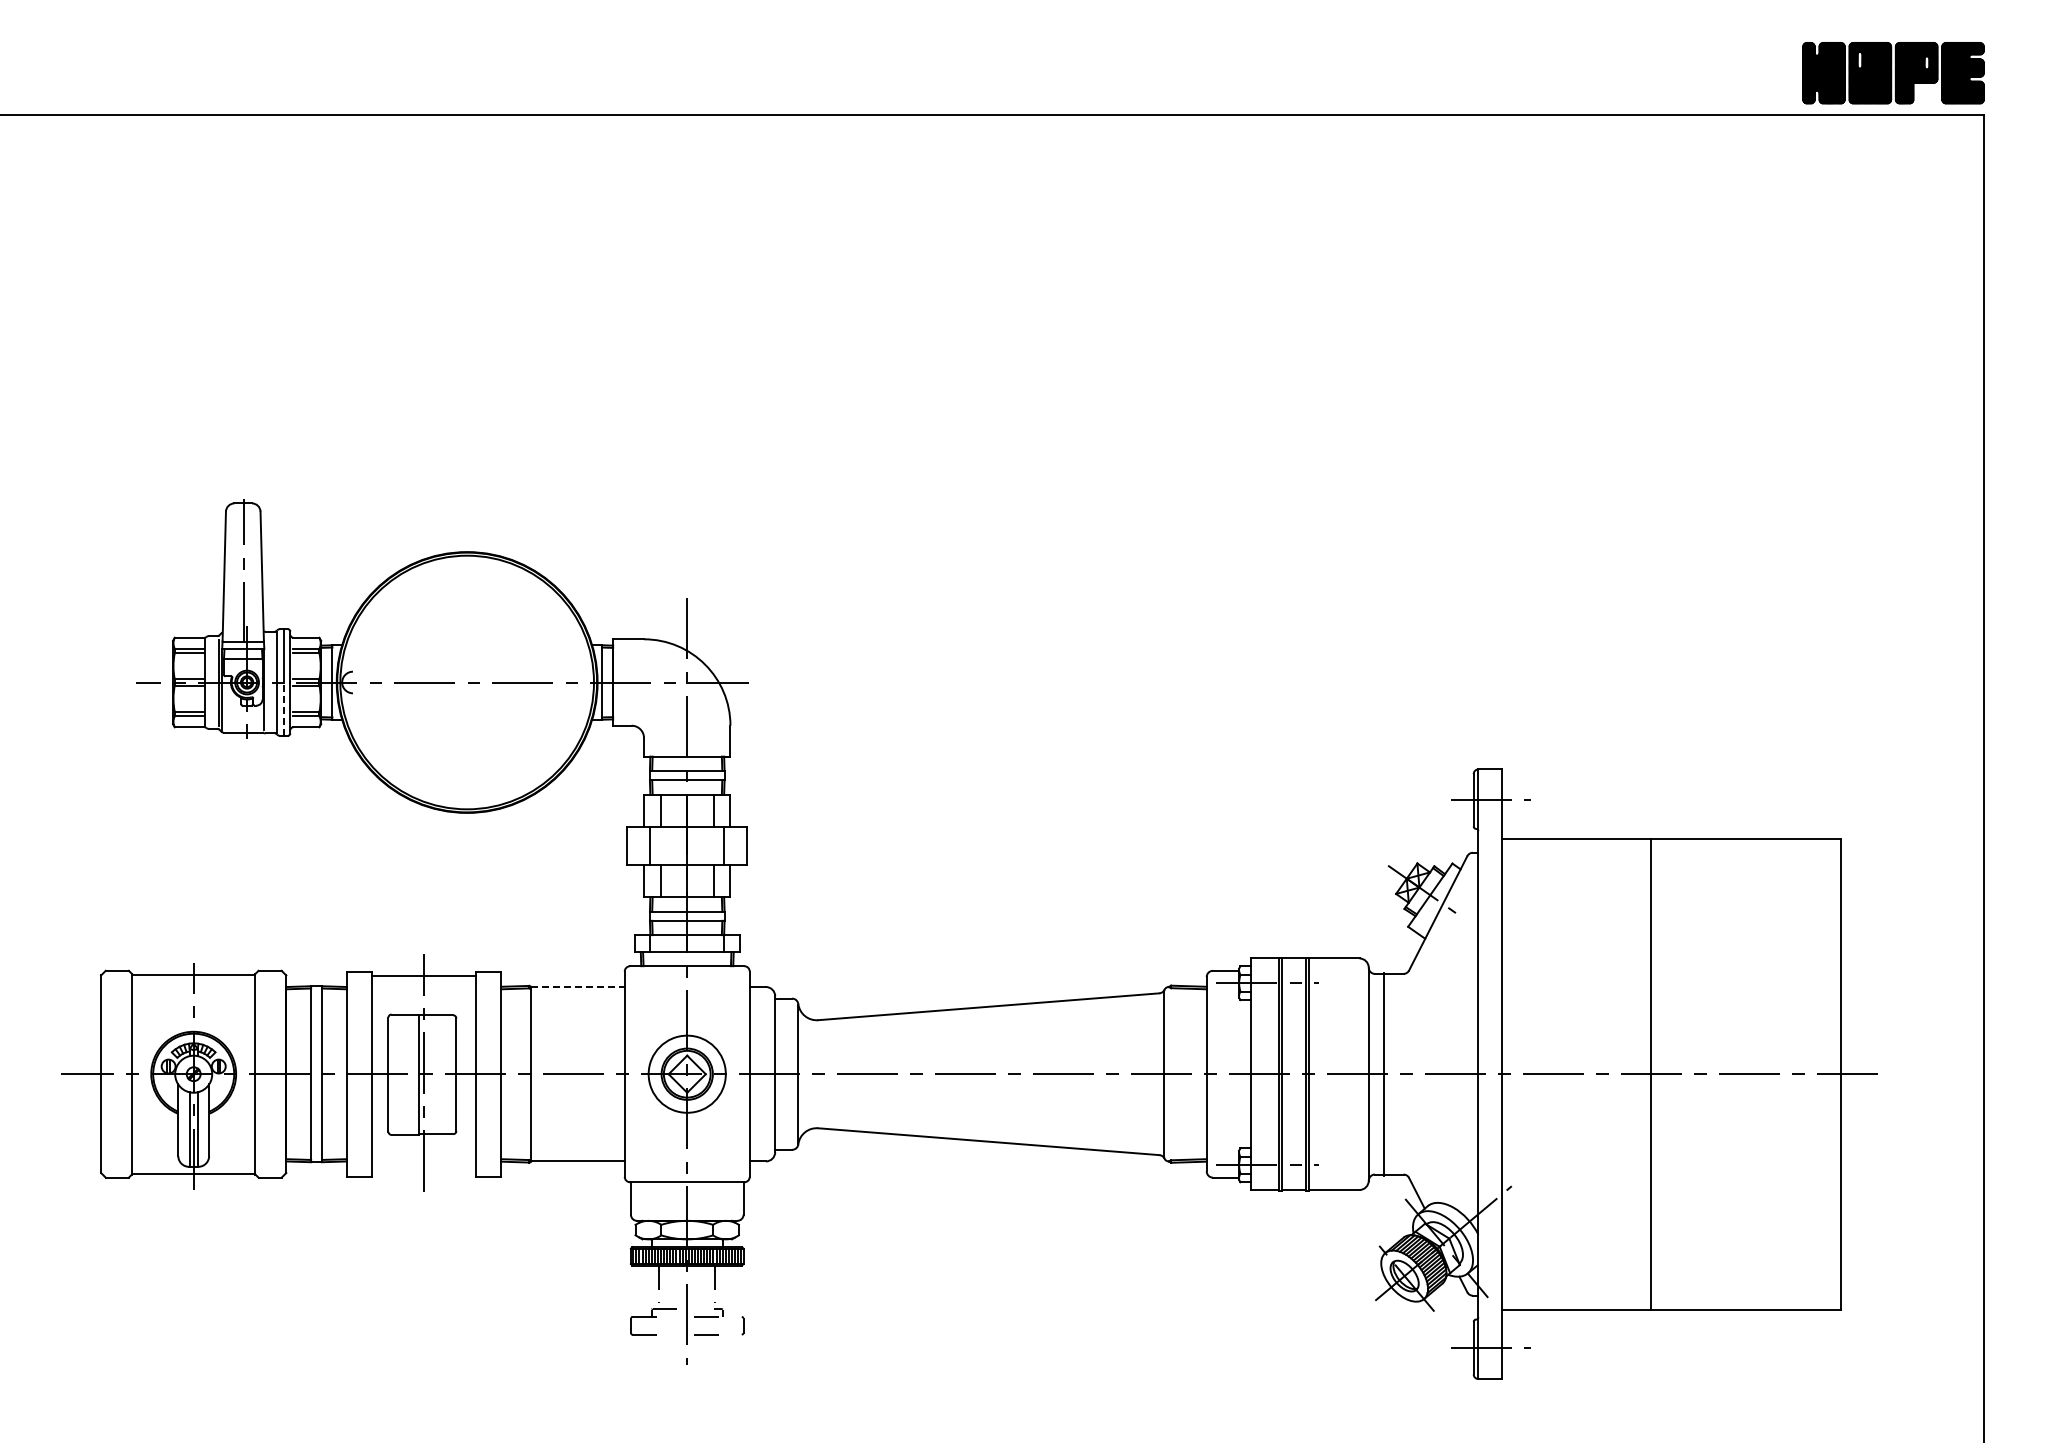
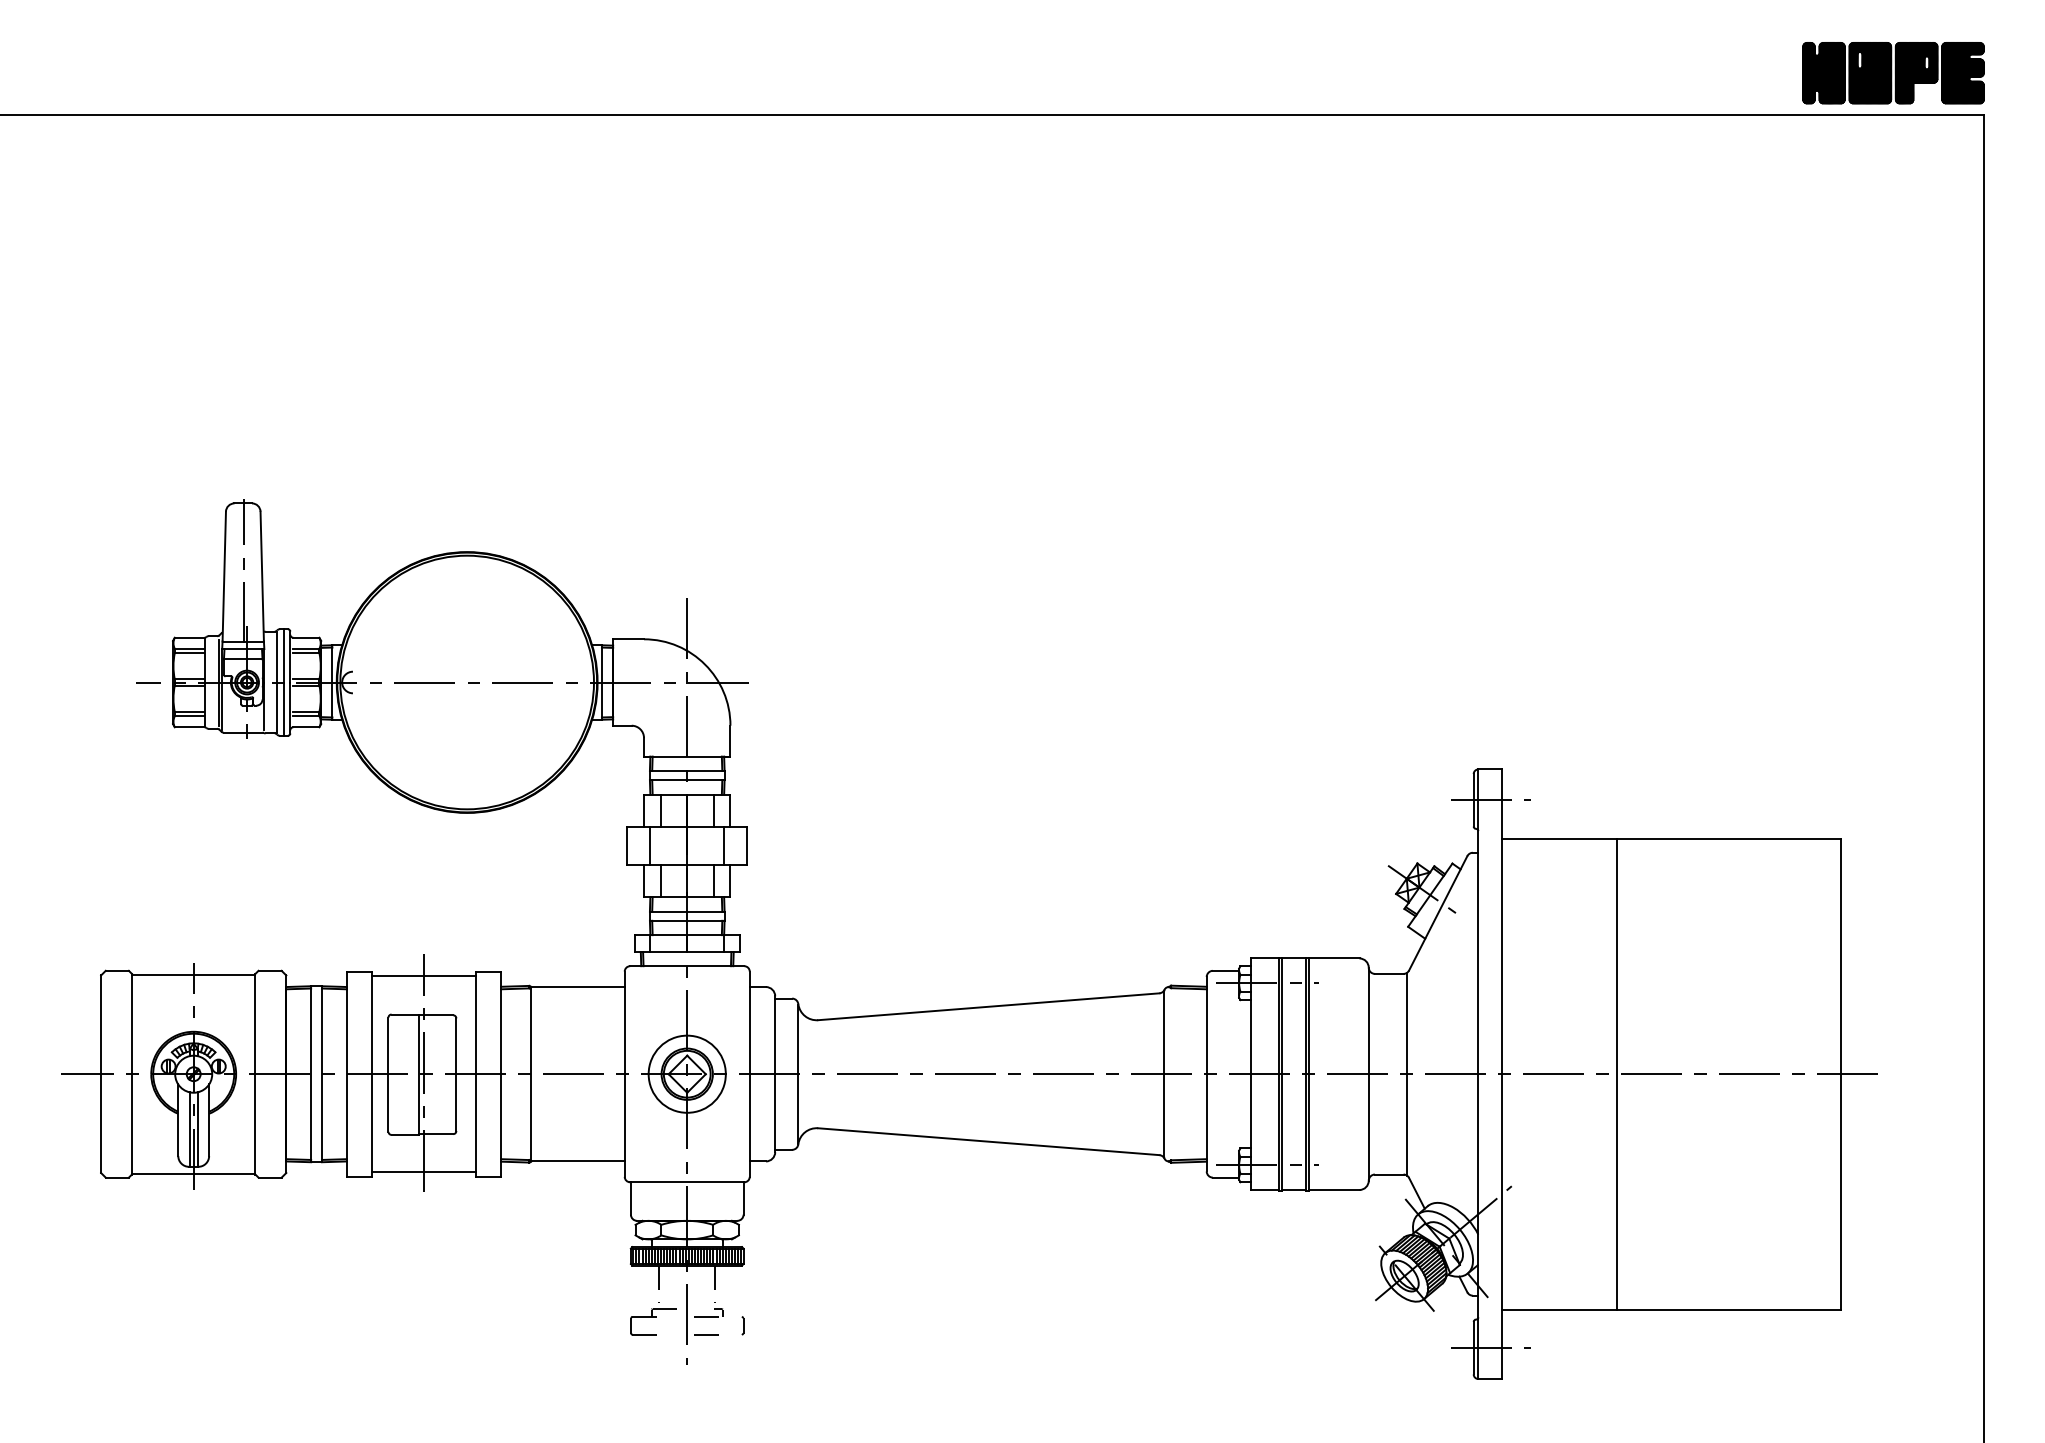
line: dashed -> solid (284, 709)
line: dashed -> solid (578, 987)
line position: (1384, 1073) -> (1407, 1073) (1407, 1073)
line position: (1651, 1073) -> (1617, 1073) (1617, 1073)
line: none -> present (423, 1172)
